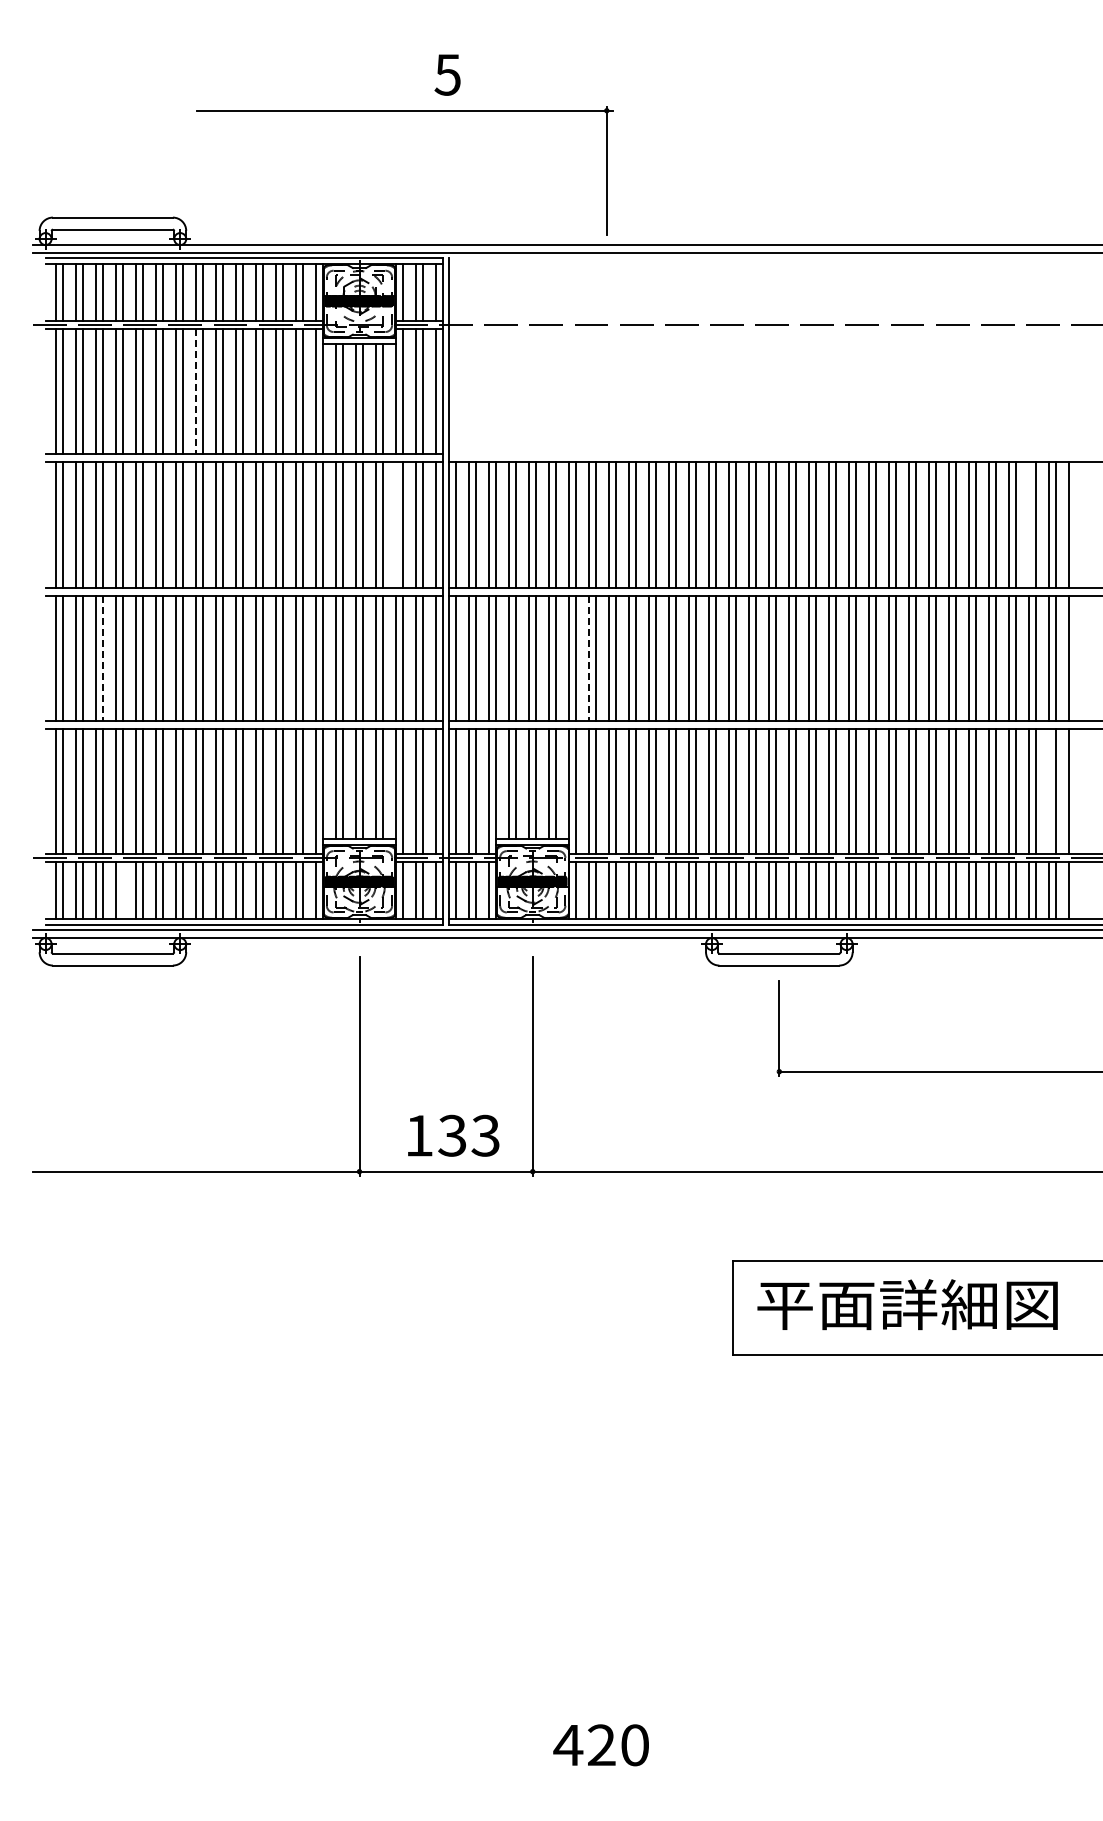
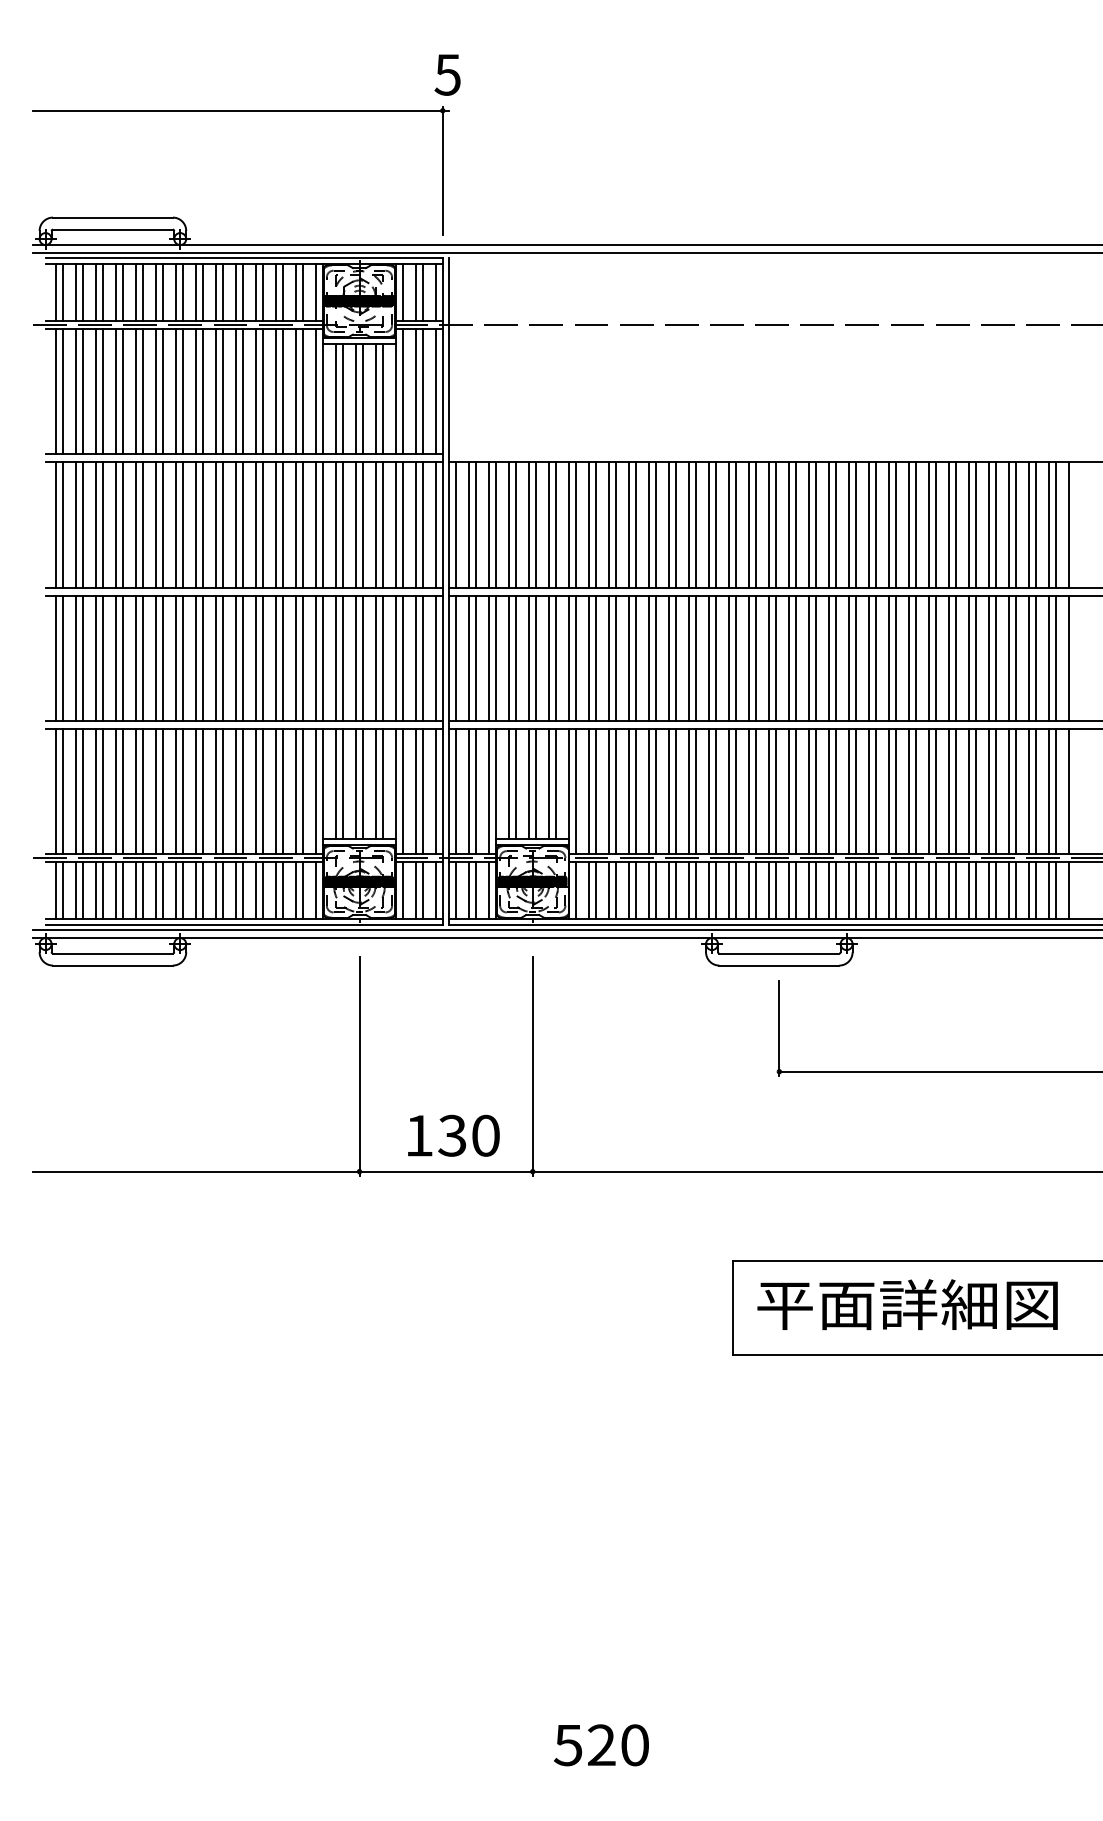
part position: (404, 111) -> (240, 111) (240, 111)
line: dashed -> solid (196, 391)
line: none -> present (396, 524)
line: none -> present (1029, 524)
line: dashed -> solid (102, 658)
line: dashed -> solid (589, 658)
line: none -> present (1049, 791)
line: none -> present (122, 890)
text: 133 -> 130 (485, 1135)
text: 420 -> 520 (568, 1745)
